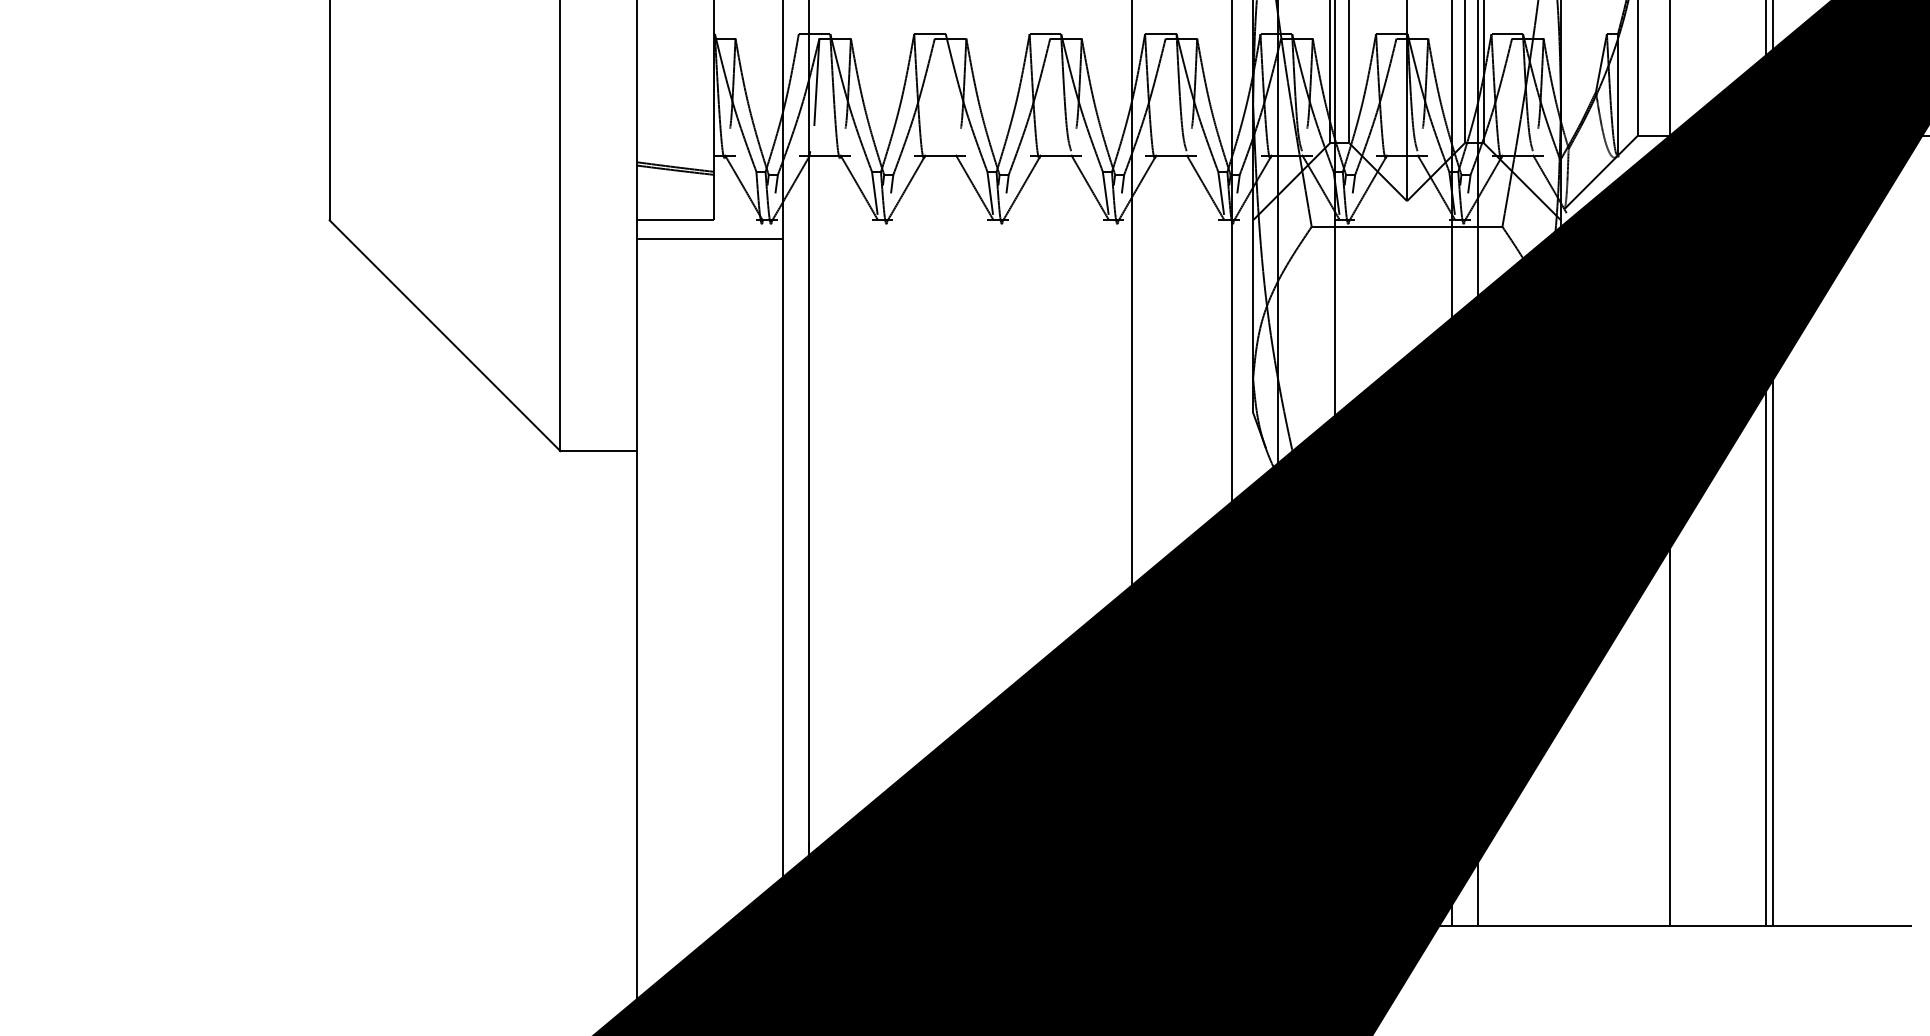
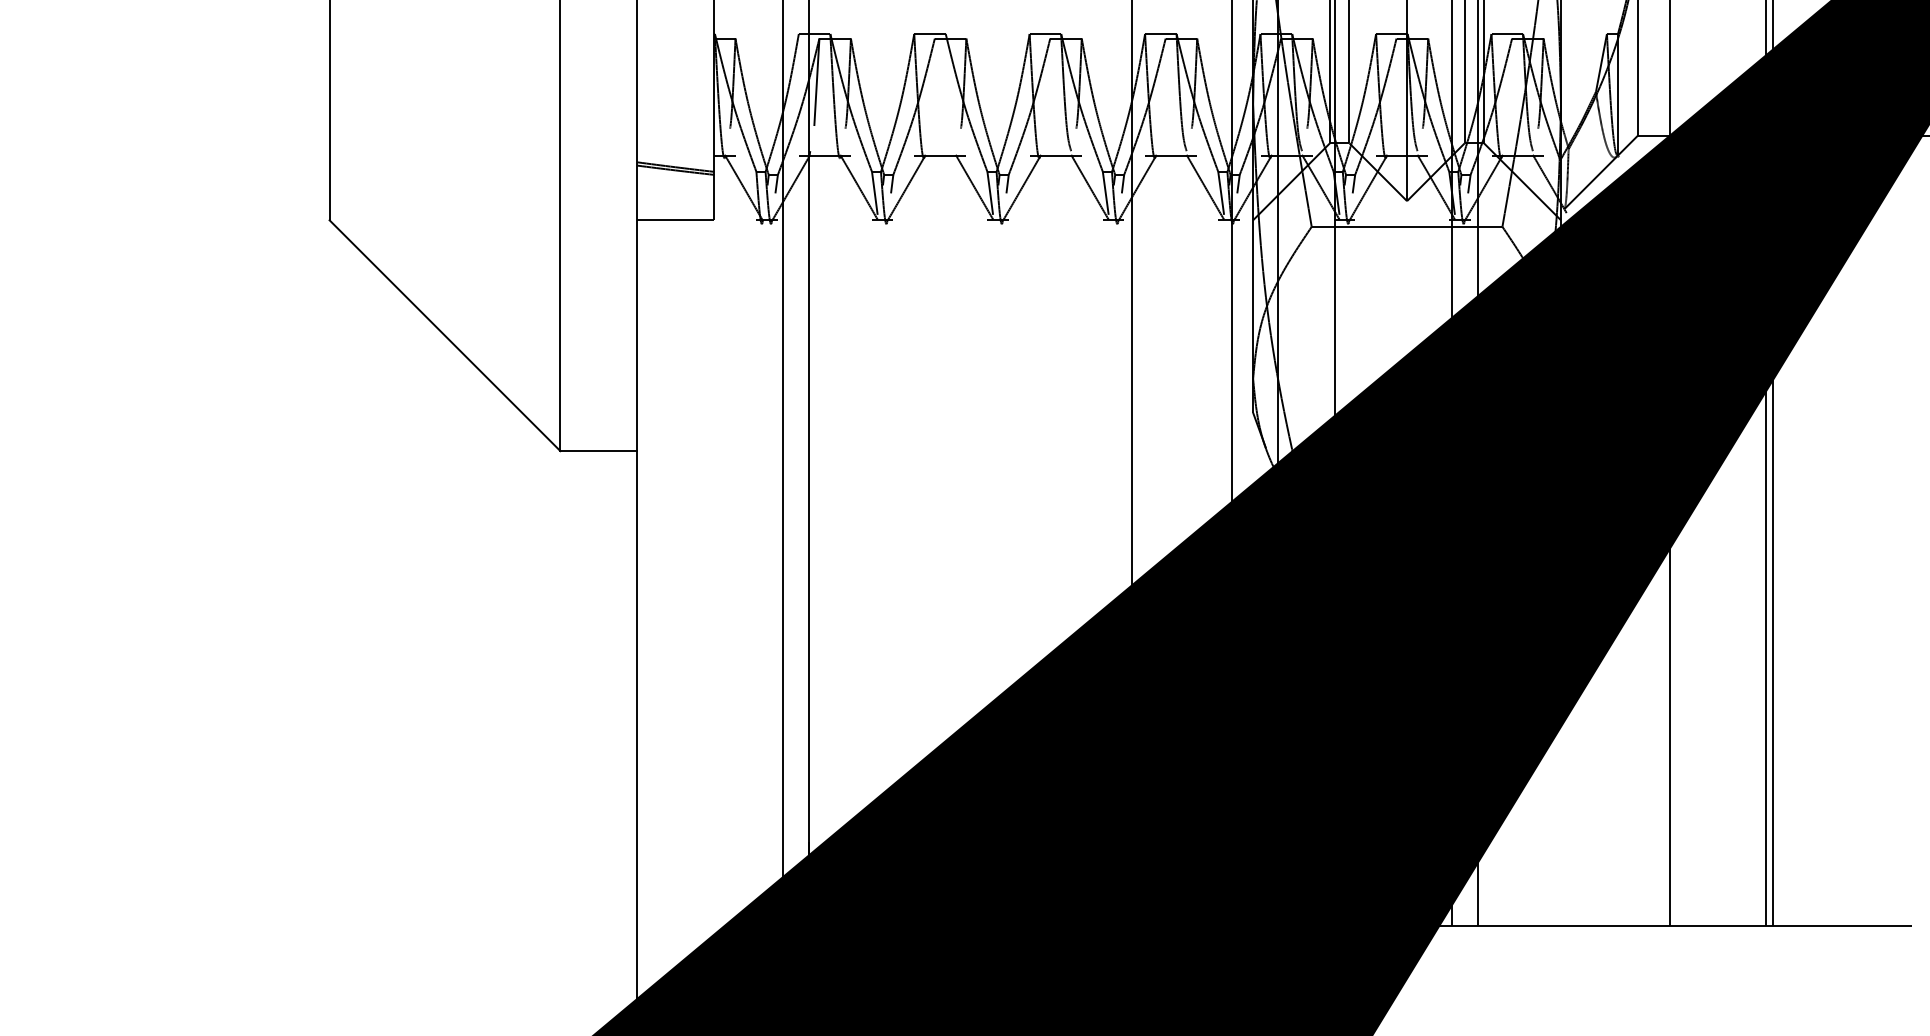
line: present -> none (710, 238)
